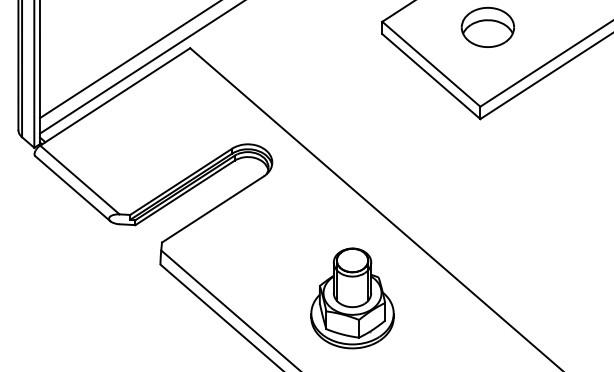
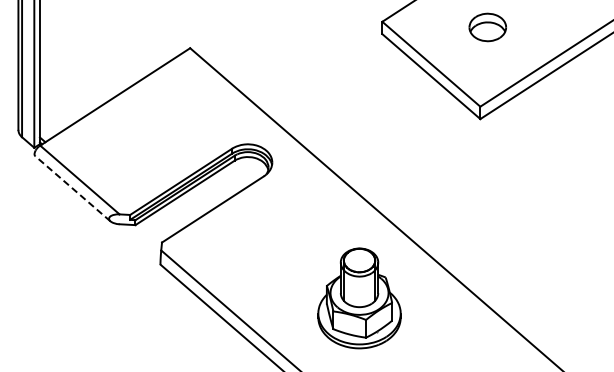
part size: 55x41 px -> 39x31 px (487, 27)
line: present -> none (128, 60)
line: present -> none (140, 67)
line: solid -> dashed (72, 188)
part position: (352, 298) -> (359, 298) (359, 298)
